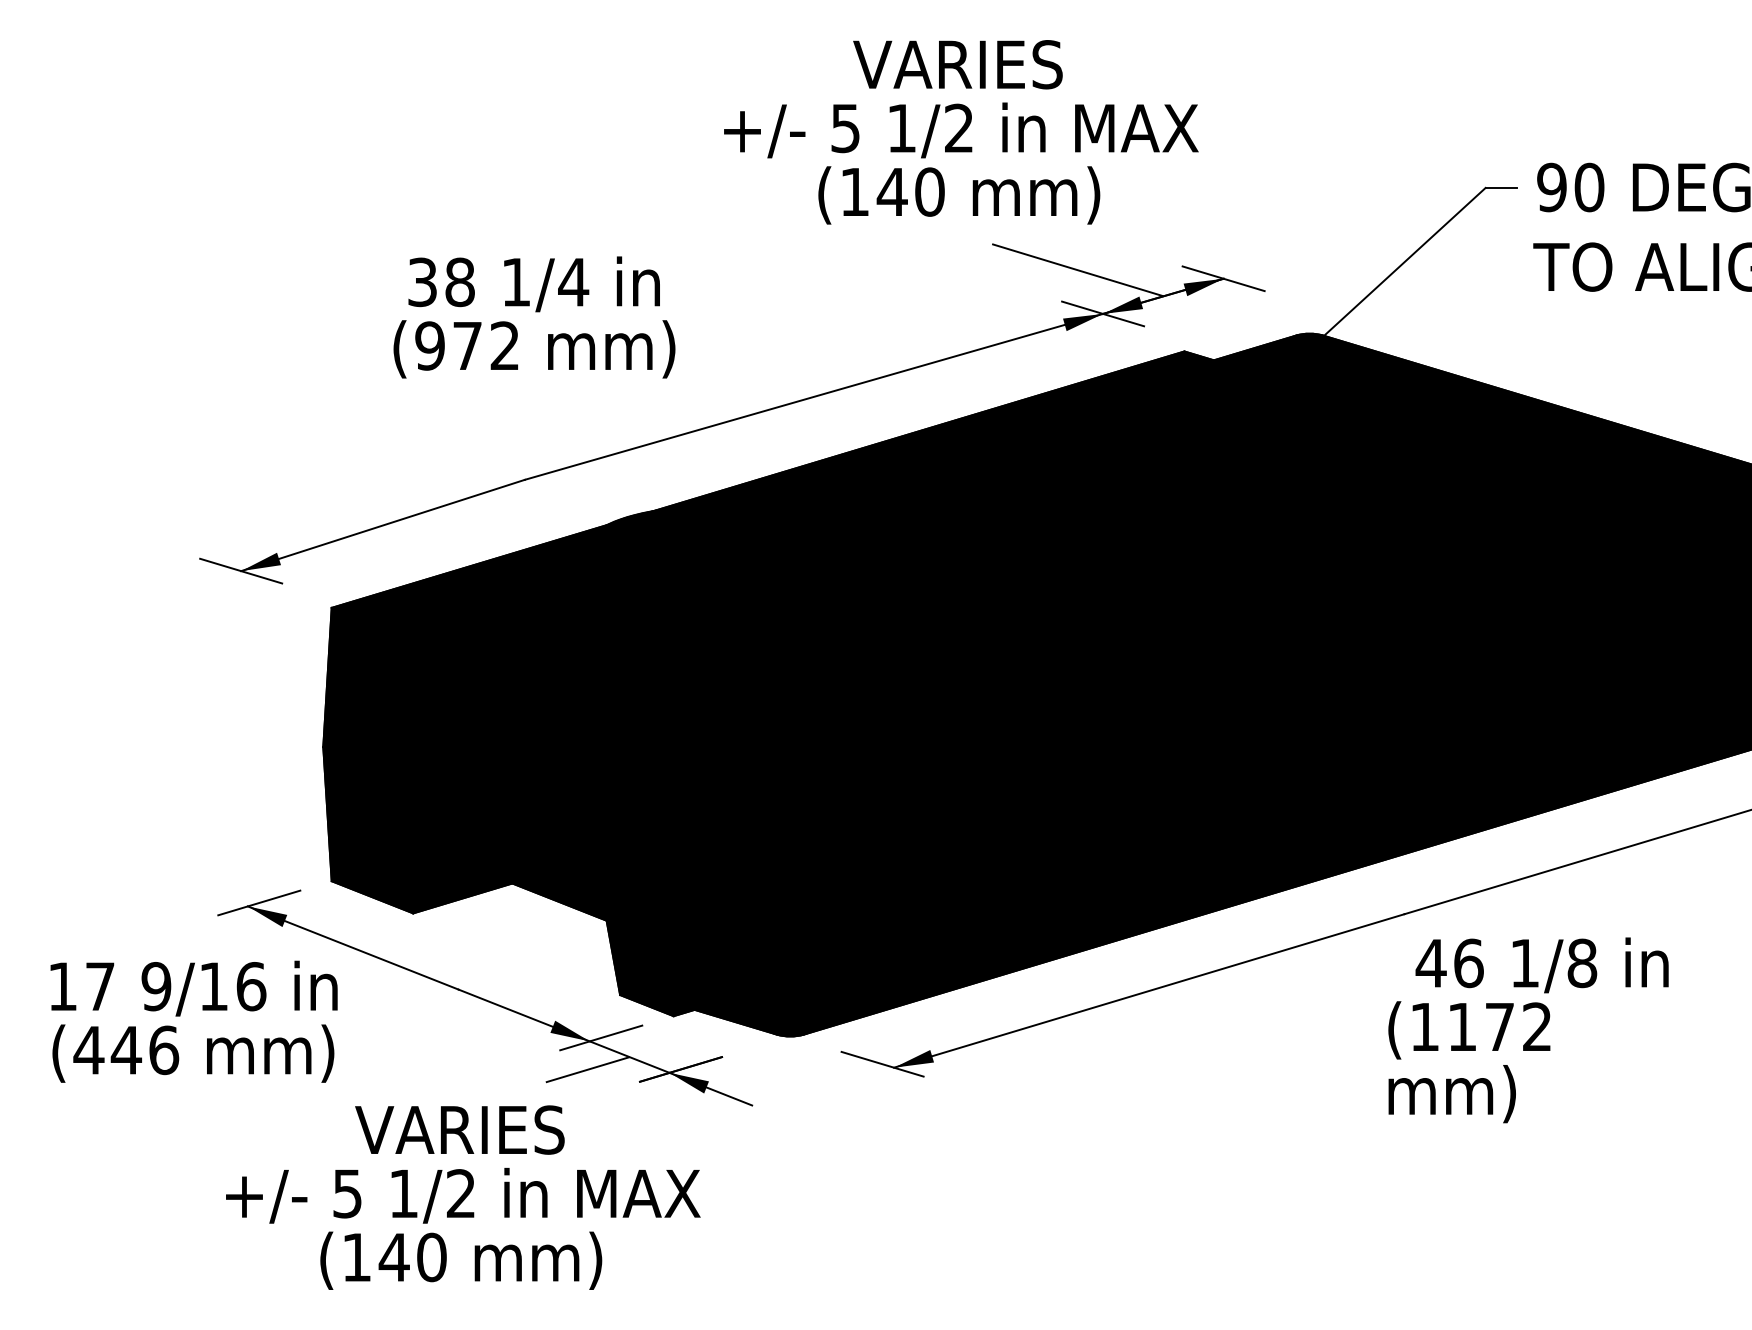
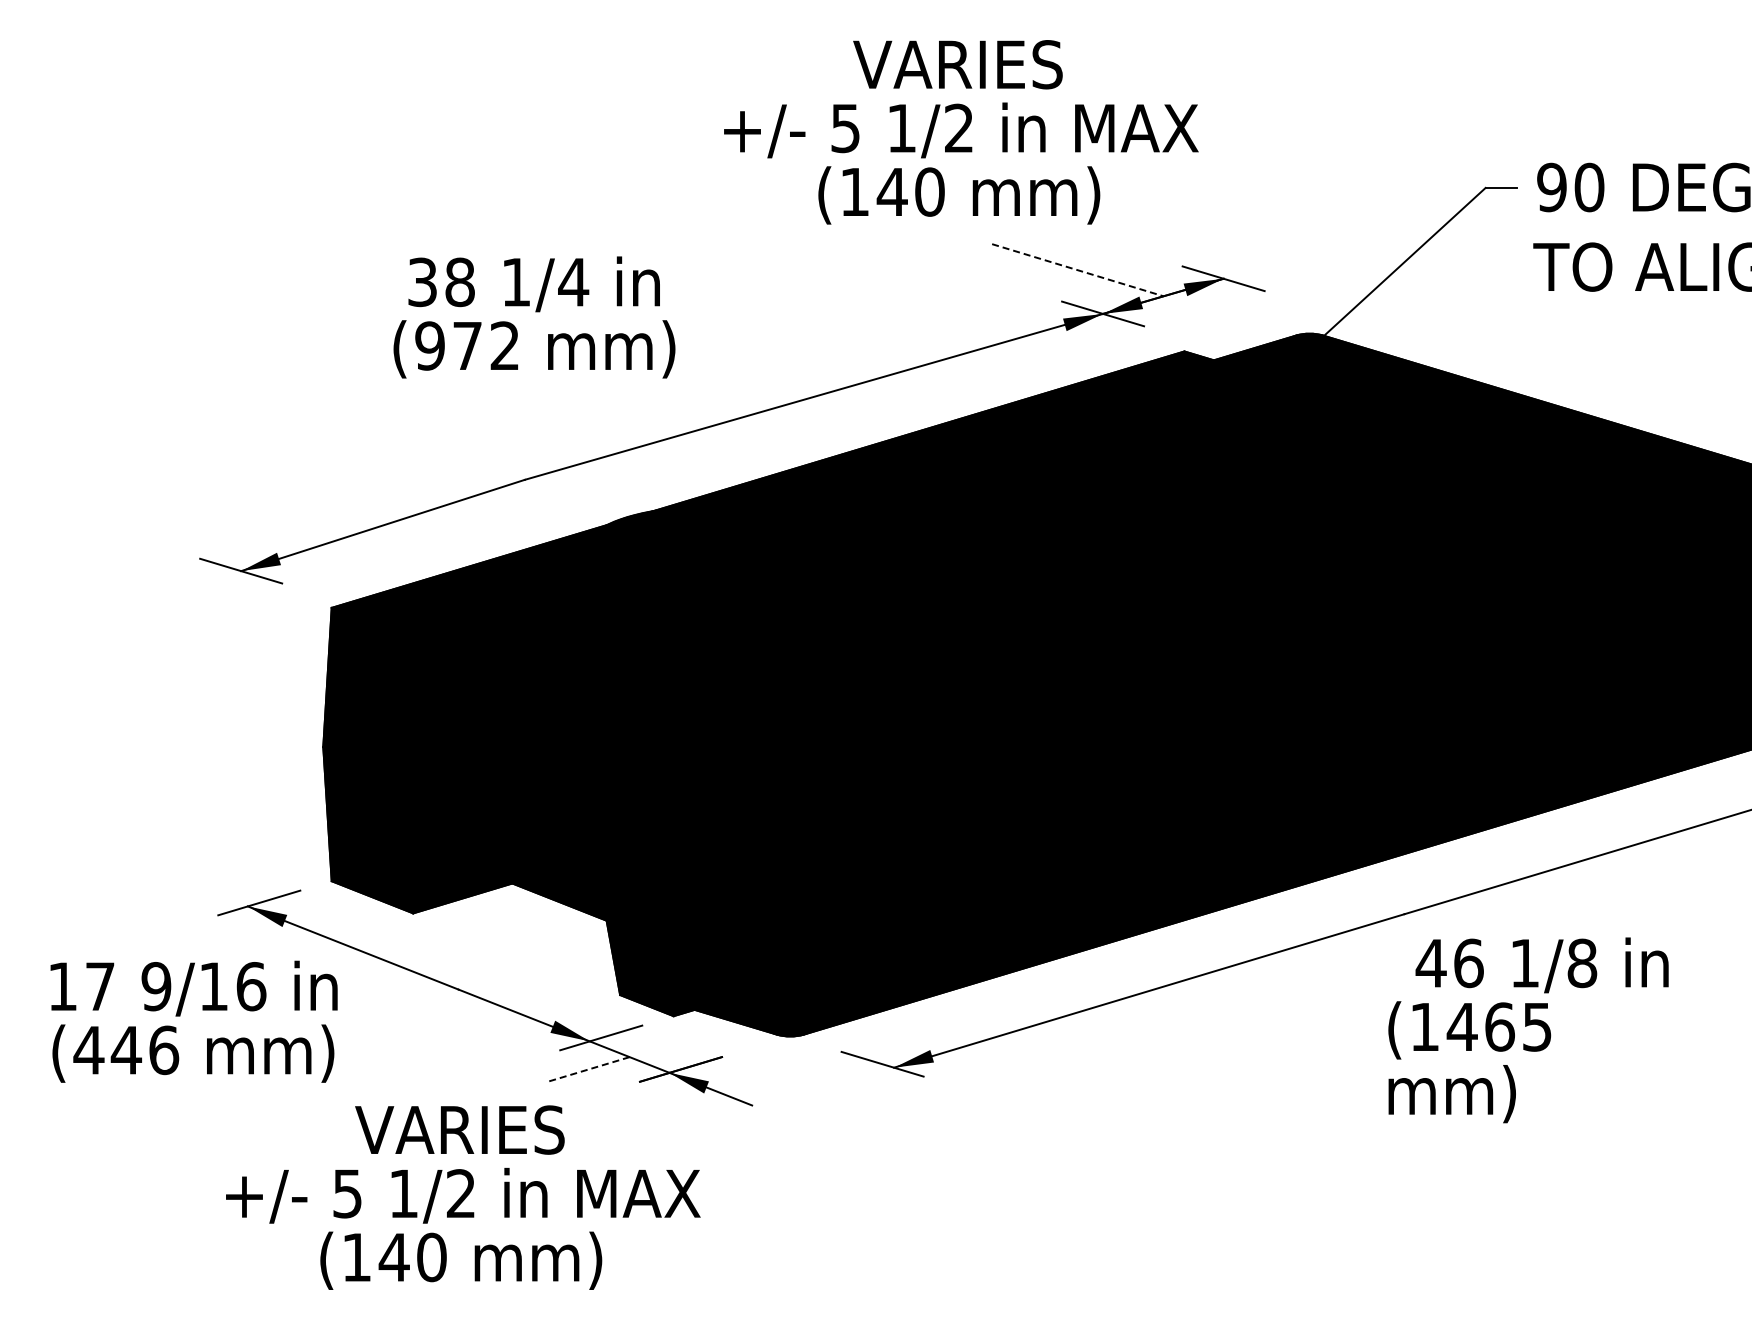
line: solid -> dashed (1077, 270)
text: (1172 -> (1465 (1498, 1026)
line: solid -> dashed (587, 1069)
